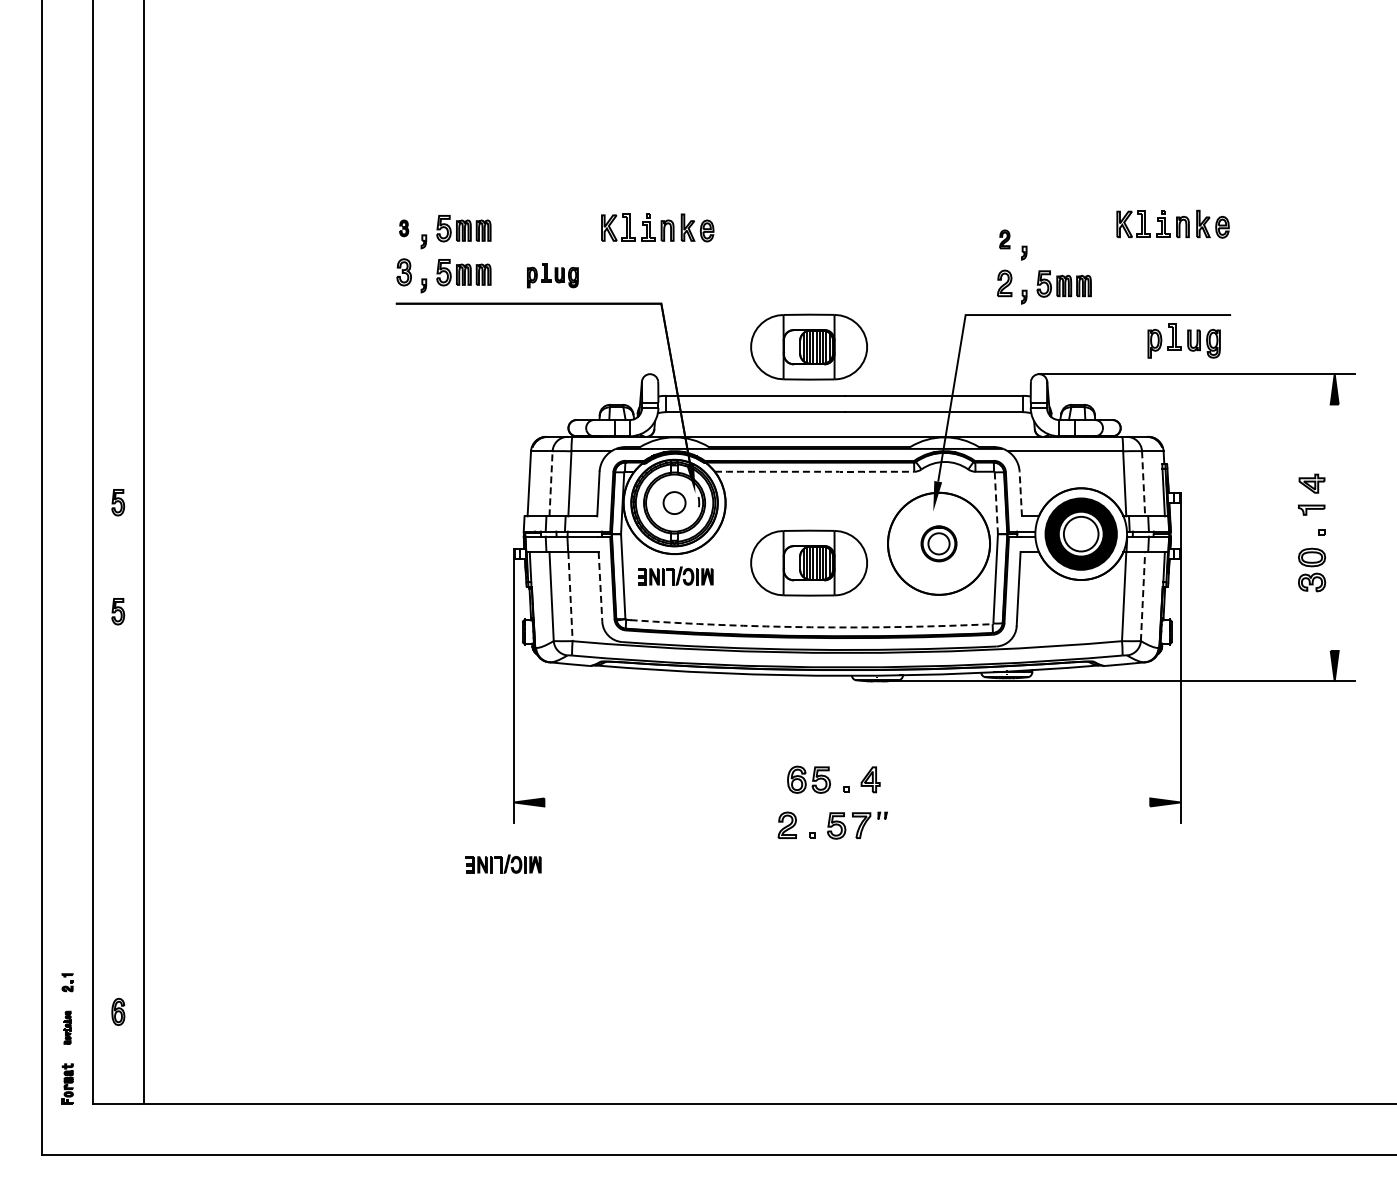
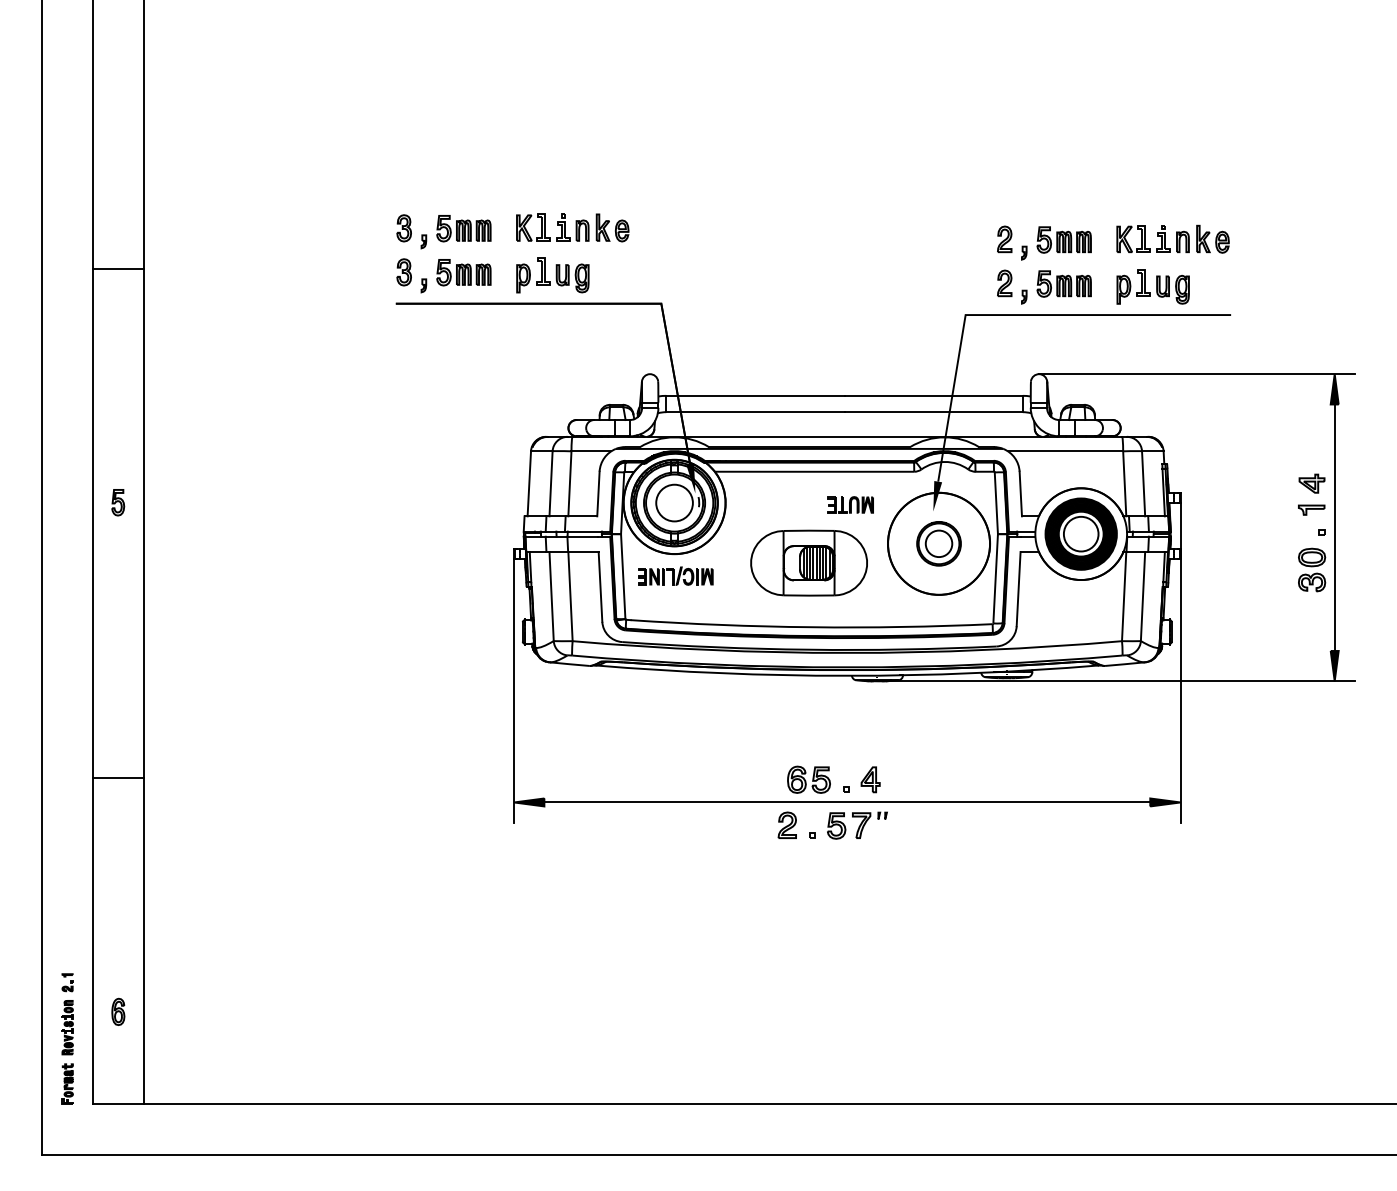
part position: (1172, 223) -> (1172, 238) (1172, 238)
part position: (657, 227) -> (572, 227) (572, 227)
part size: 11x19 px -> 16x29 px (403, 228)
part size: 12x21 px -> 16x29 px (1004, 239)
part: none -> present (1063, 239)
line: none -> present (117, 268)
part size: 52x26 px -> 74x37 px (552, 275)
part position: (1183, 340) -> (1152, 286) (1152, 286)
part: present -> none (808, 346)
arc: dashed -> solid (814, 471)
line: dashed -> solid (551, 483)
line: dashed -> solid (1143, 483)
line: dashed -> solid (1020, 493)
circle diameter: 22 px -> 37 px (674, 502)
line: dashed -> solid (996, 503)
part: none -> present (850, 504)
line: none -> present (1334, 527)
part size: 38x38 px -> 46x46 px (938, 543)
line: dashed -> solid (600, 586)
line: dashed -> solid (570, 596)
line: dashed -> solid (1143, 596)
part: present -> none (118, 611)
arc: dashed -> solid (811, 627)
line: none -> present (117, 778)
line: none -> present (847, 802)
part: present -> none (503, 863)
part size: 9x35 px -> 13x56 px (67, 1027)
